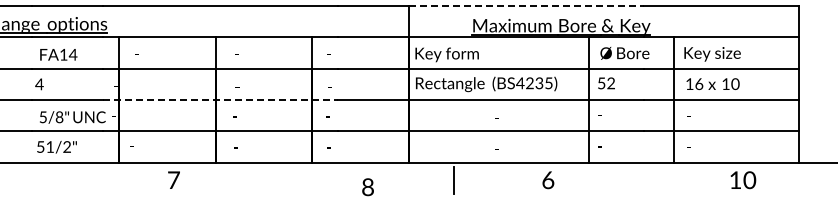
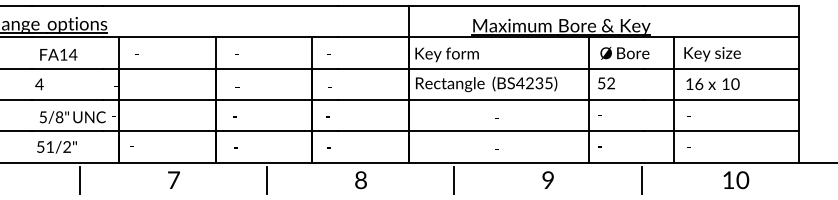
line: dashed -> solid (526, 6)
line: dashed -> solid (220, 99)
line: none -> present (80, 179)
line: none -> present (267, 179)
line: none -> present (641, 179)
text: 6 -> 9 (548, 180)
text position: (743, 180) -> (736, 180) (736, 180)
text position: (367, 187) -> (360, 180) (360, 180)
